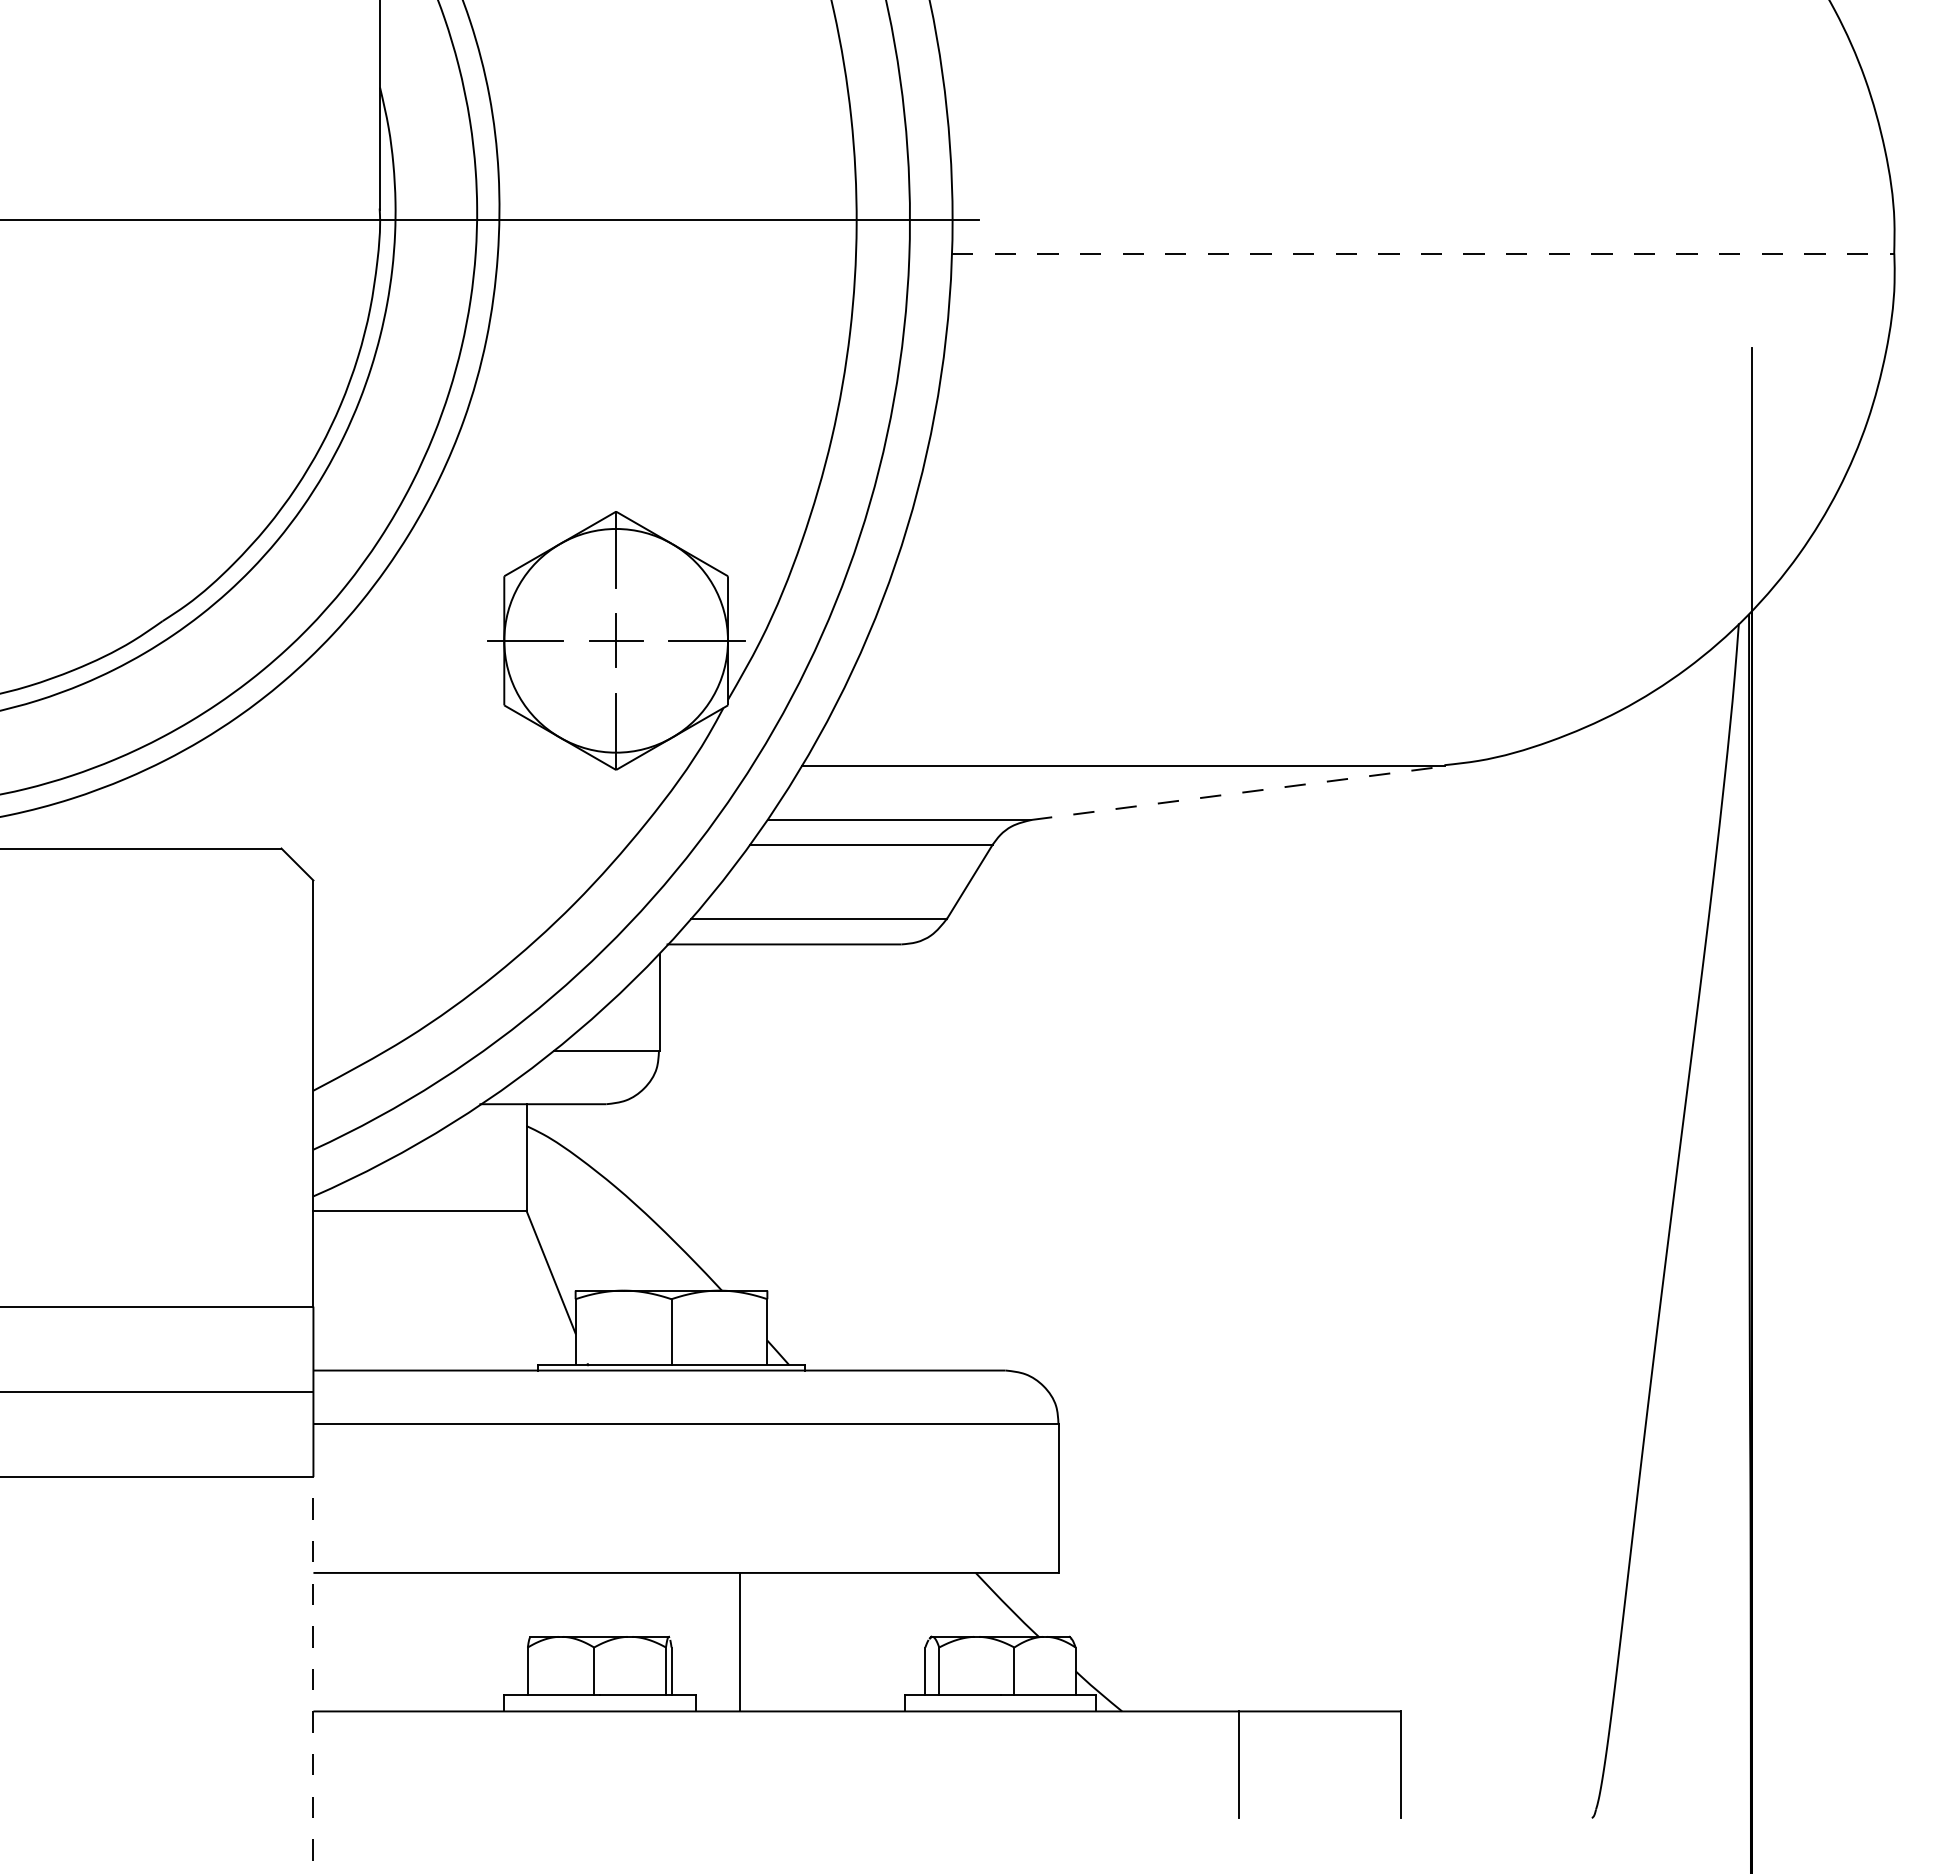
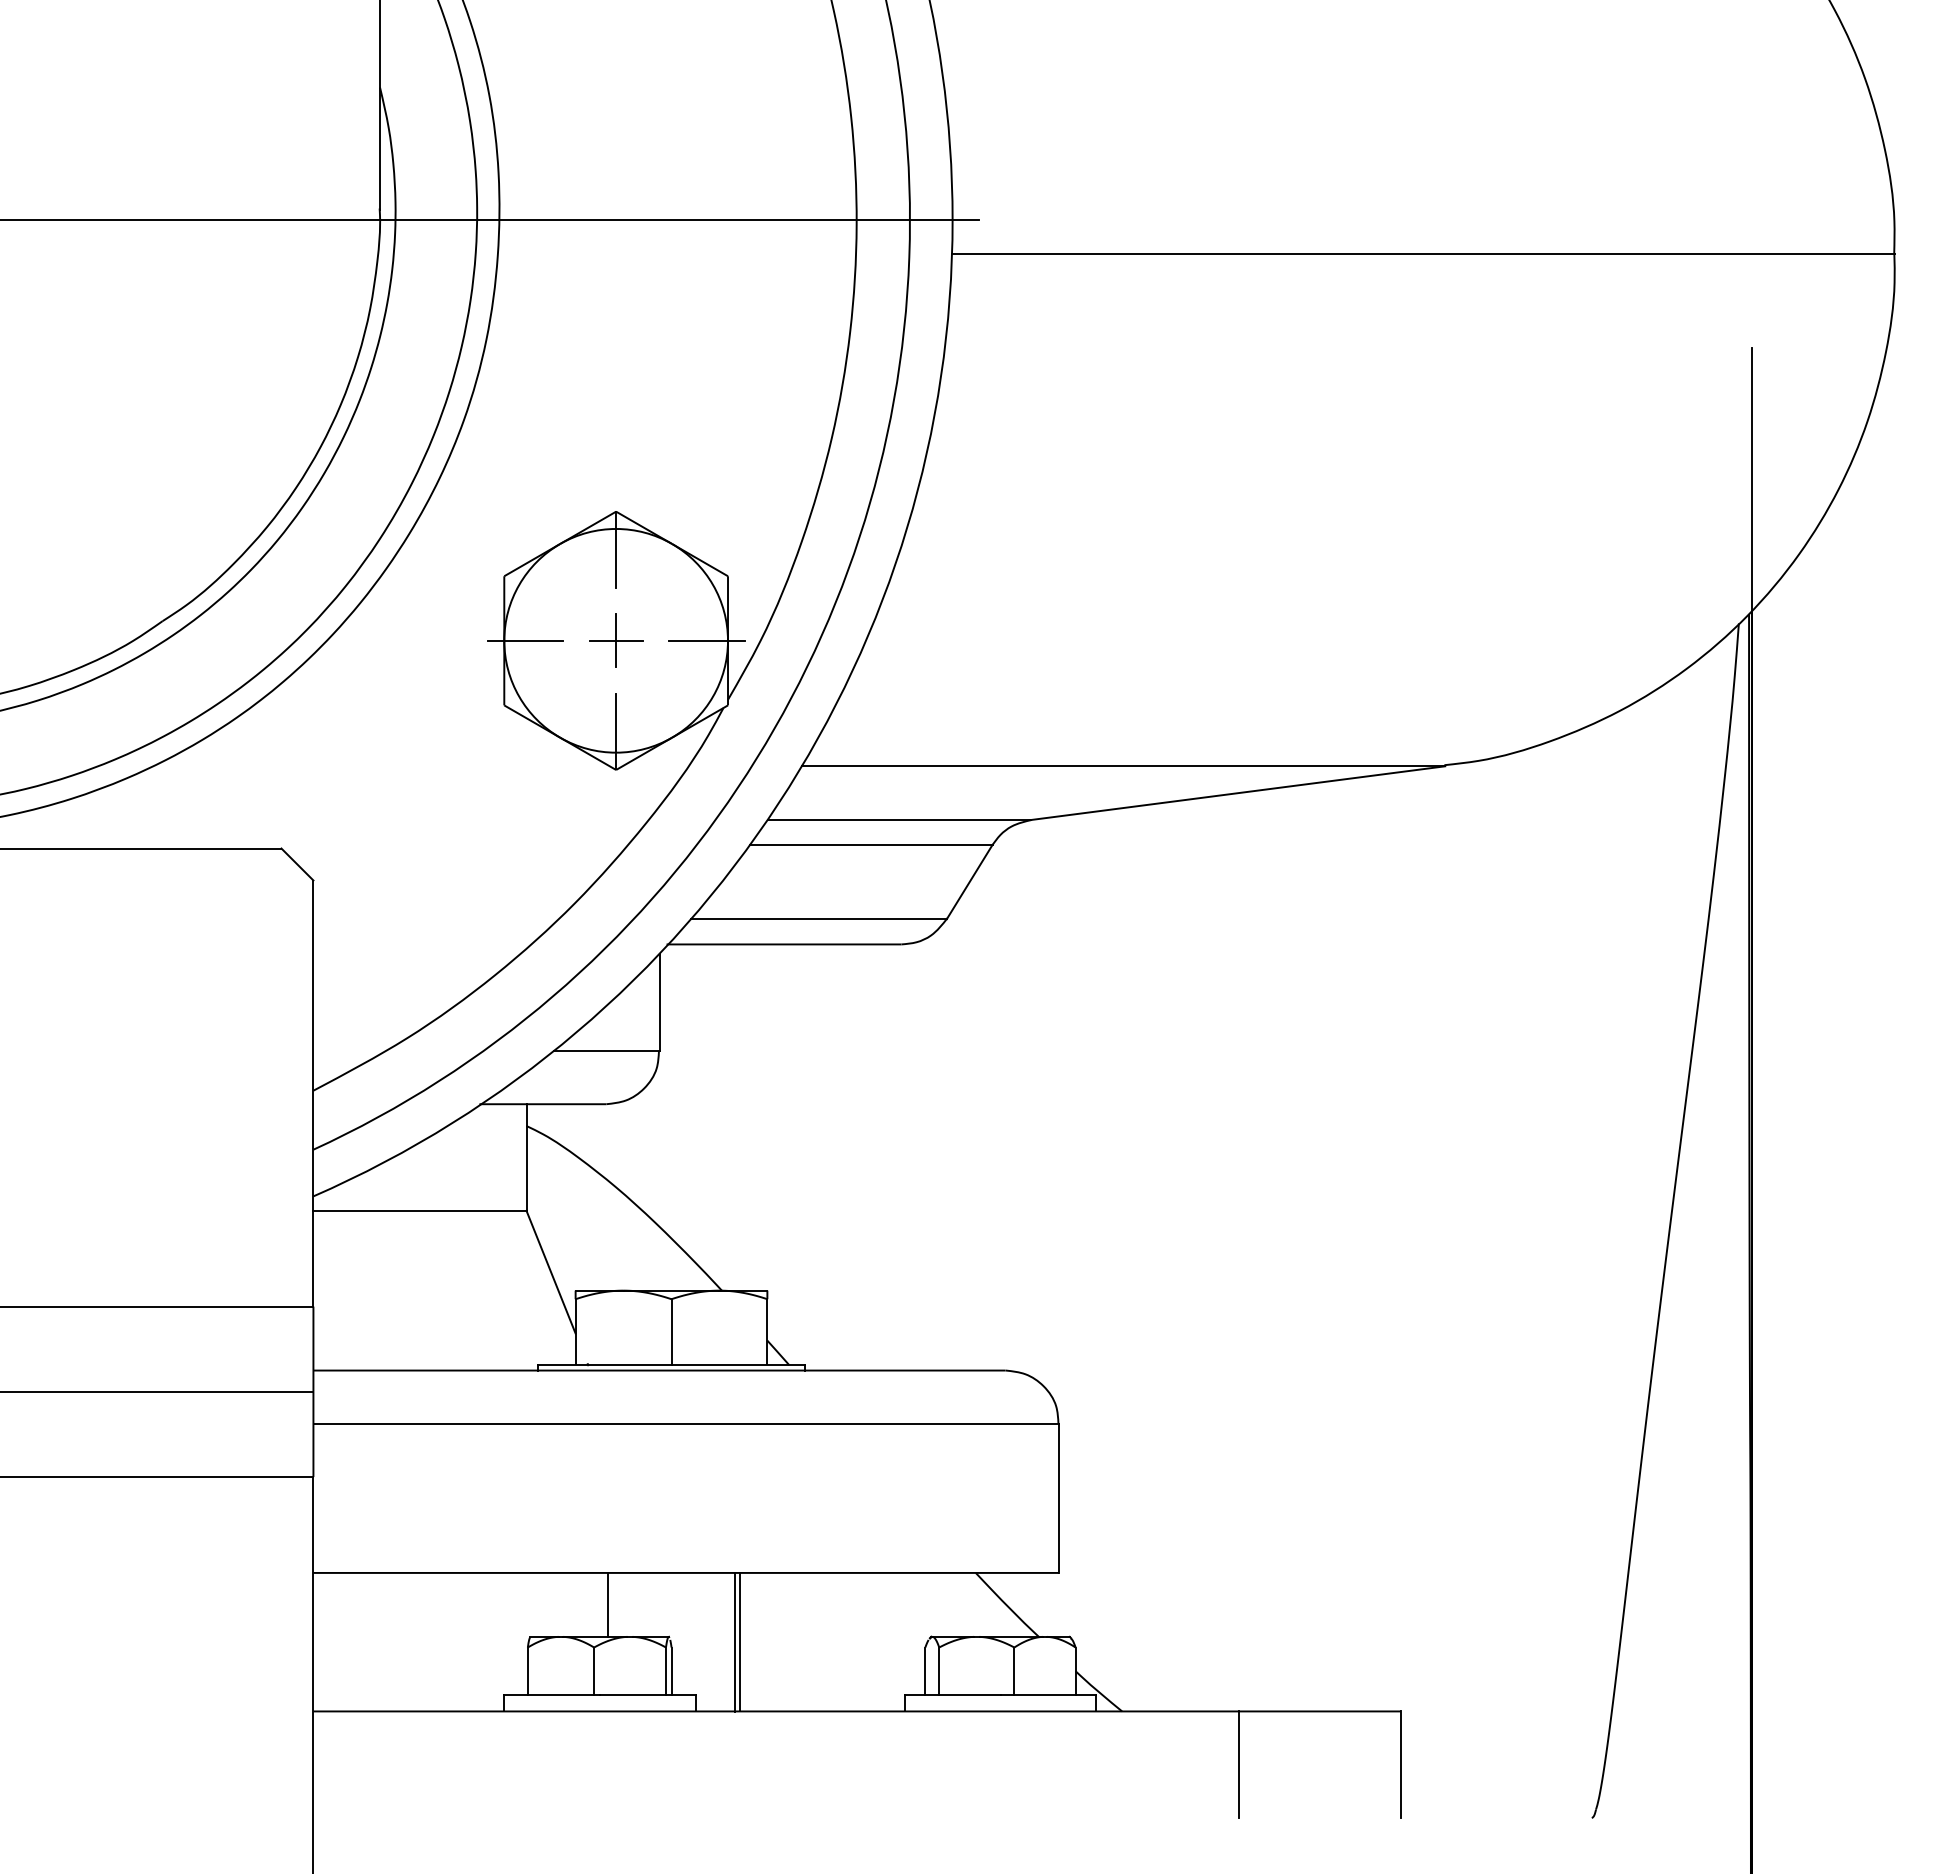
line: dashed -> solid (1423, 253)
line: dashed -> solid (1238, 793)
line: none -> present (607, 1604)
line: none -> present (735, 1642)
line: dashed -> solid (313, 1675)
